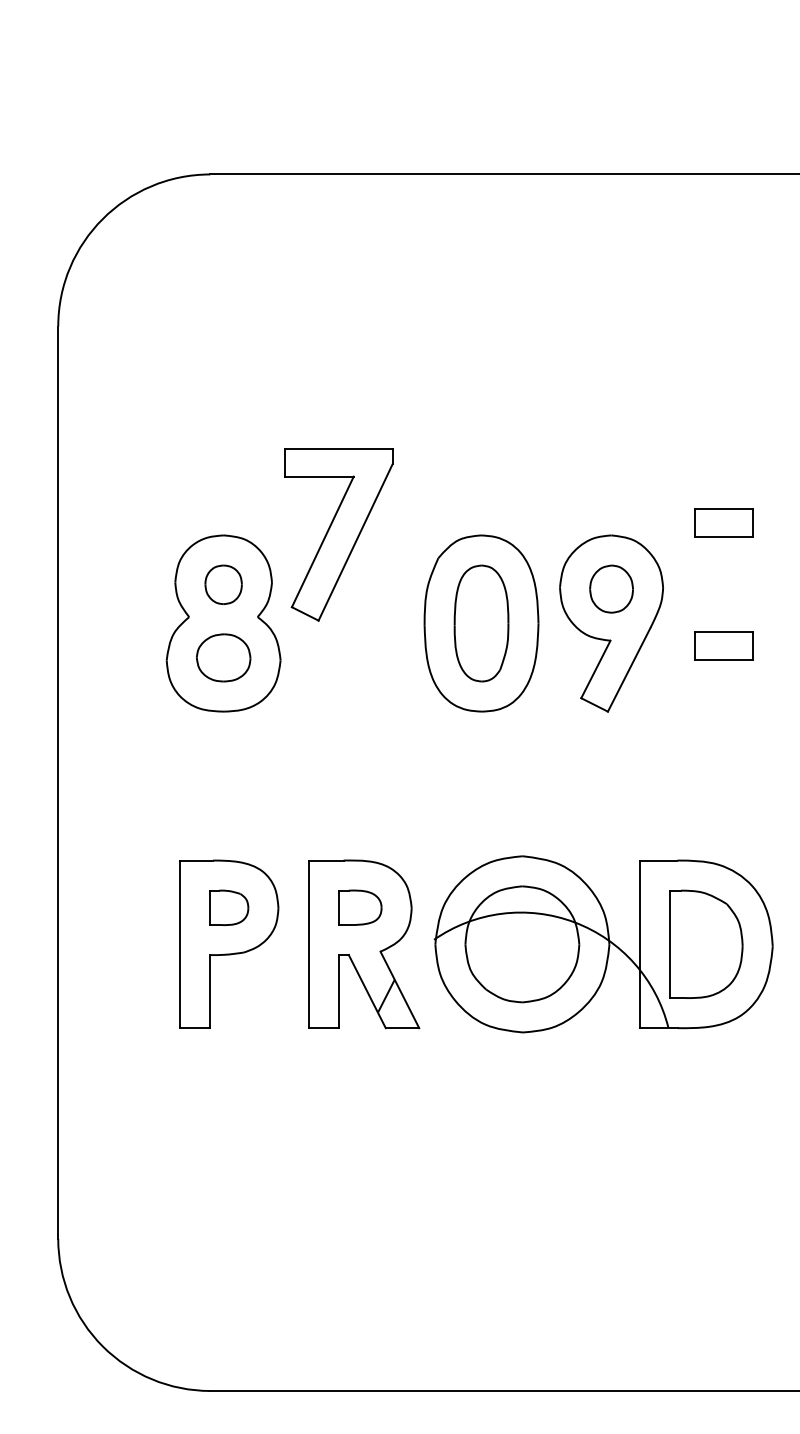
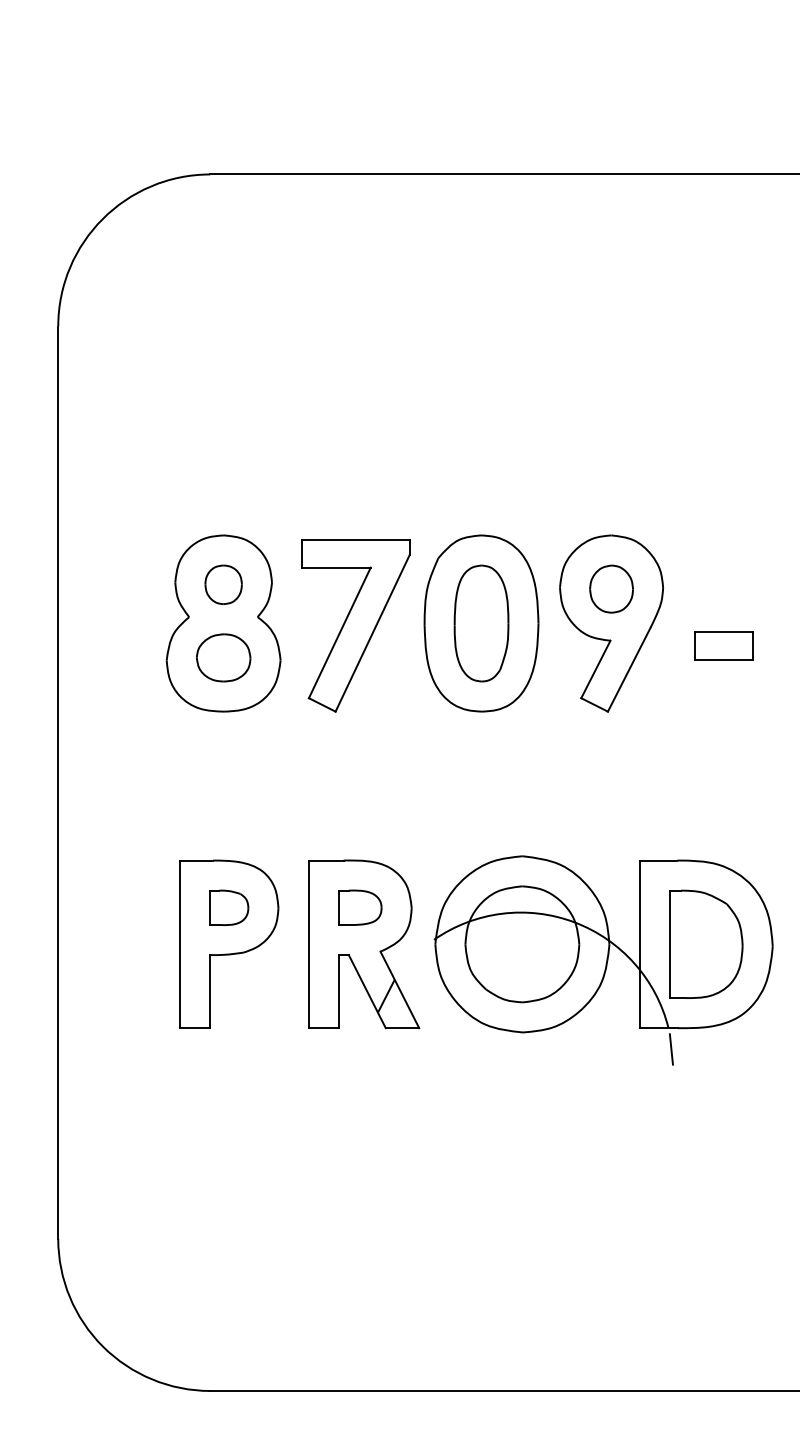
part: present -> none (723, 522)
part position: (338, 534) -> (355, 625) (355, 625)
line: none -> present (670, 1049)
